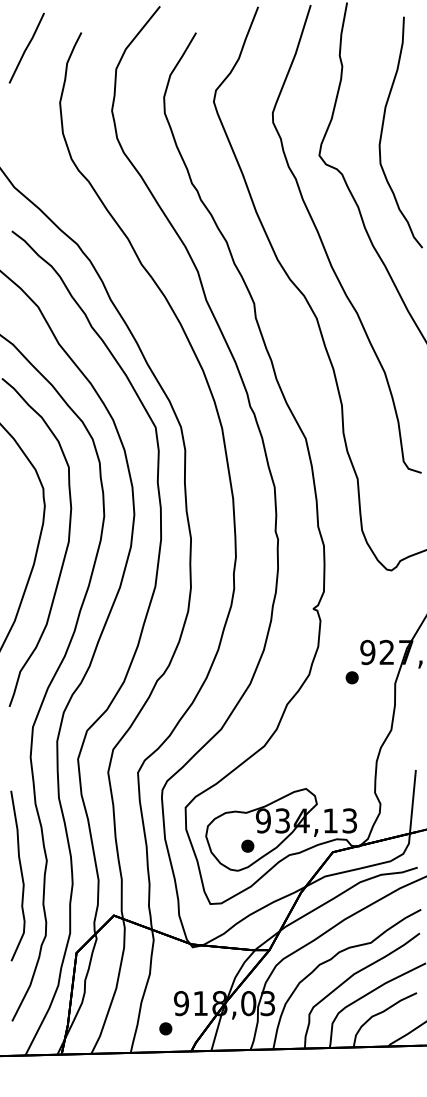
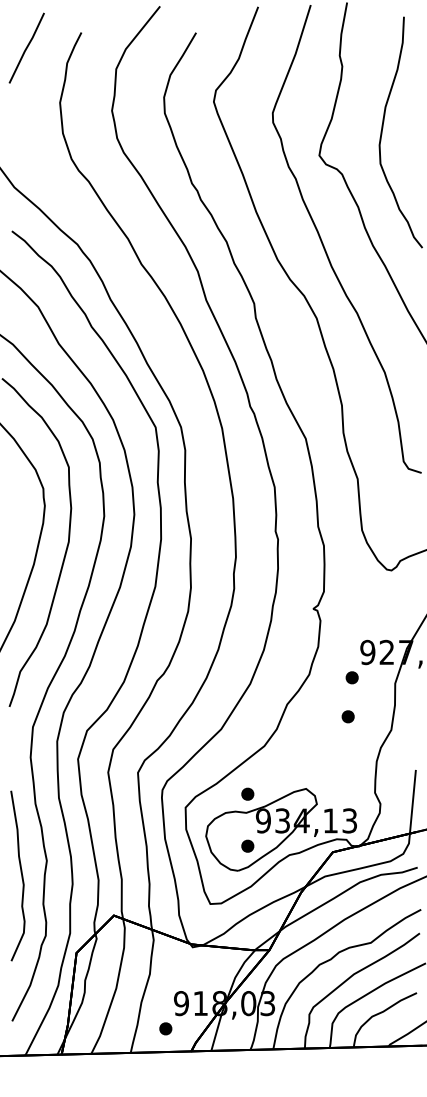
part: none -> present (347, 716)
part: none -> present (247, 793)
